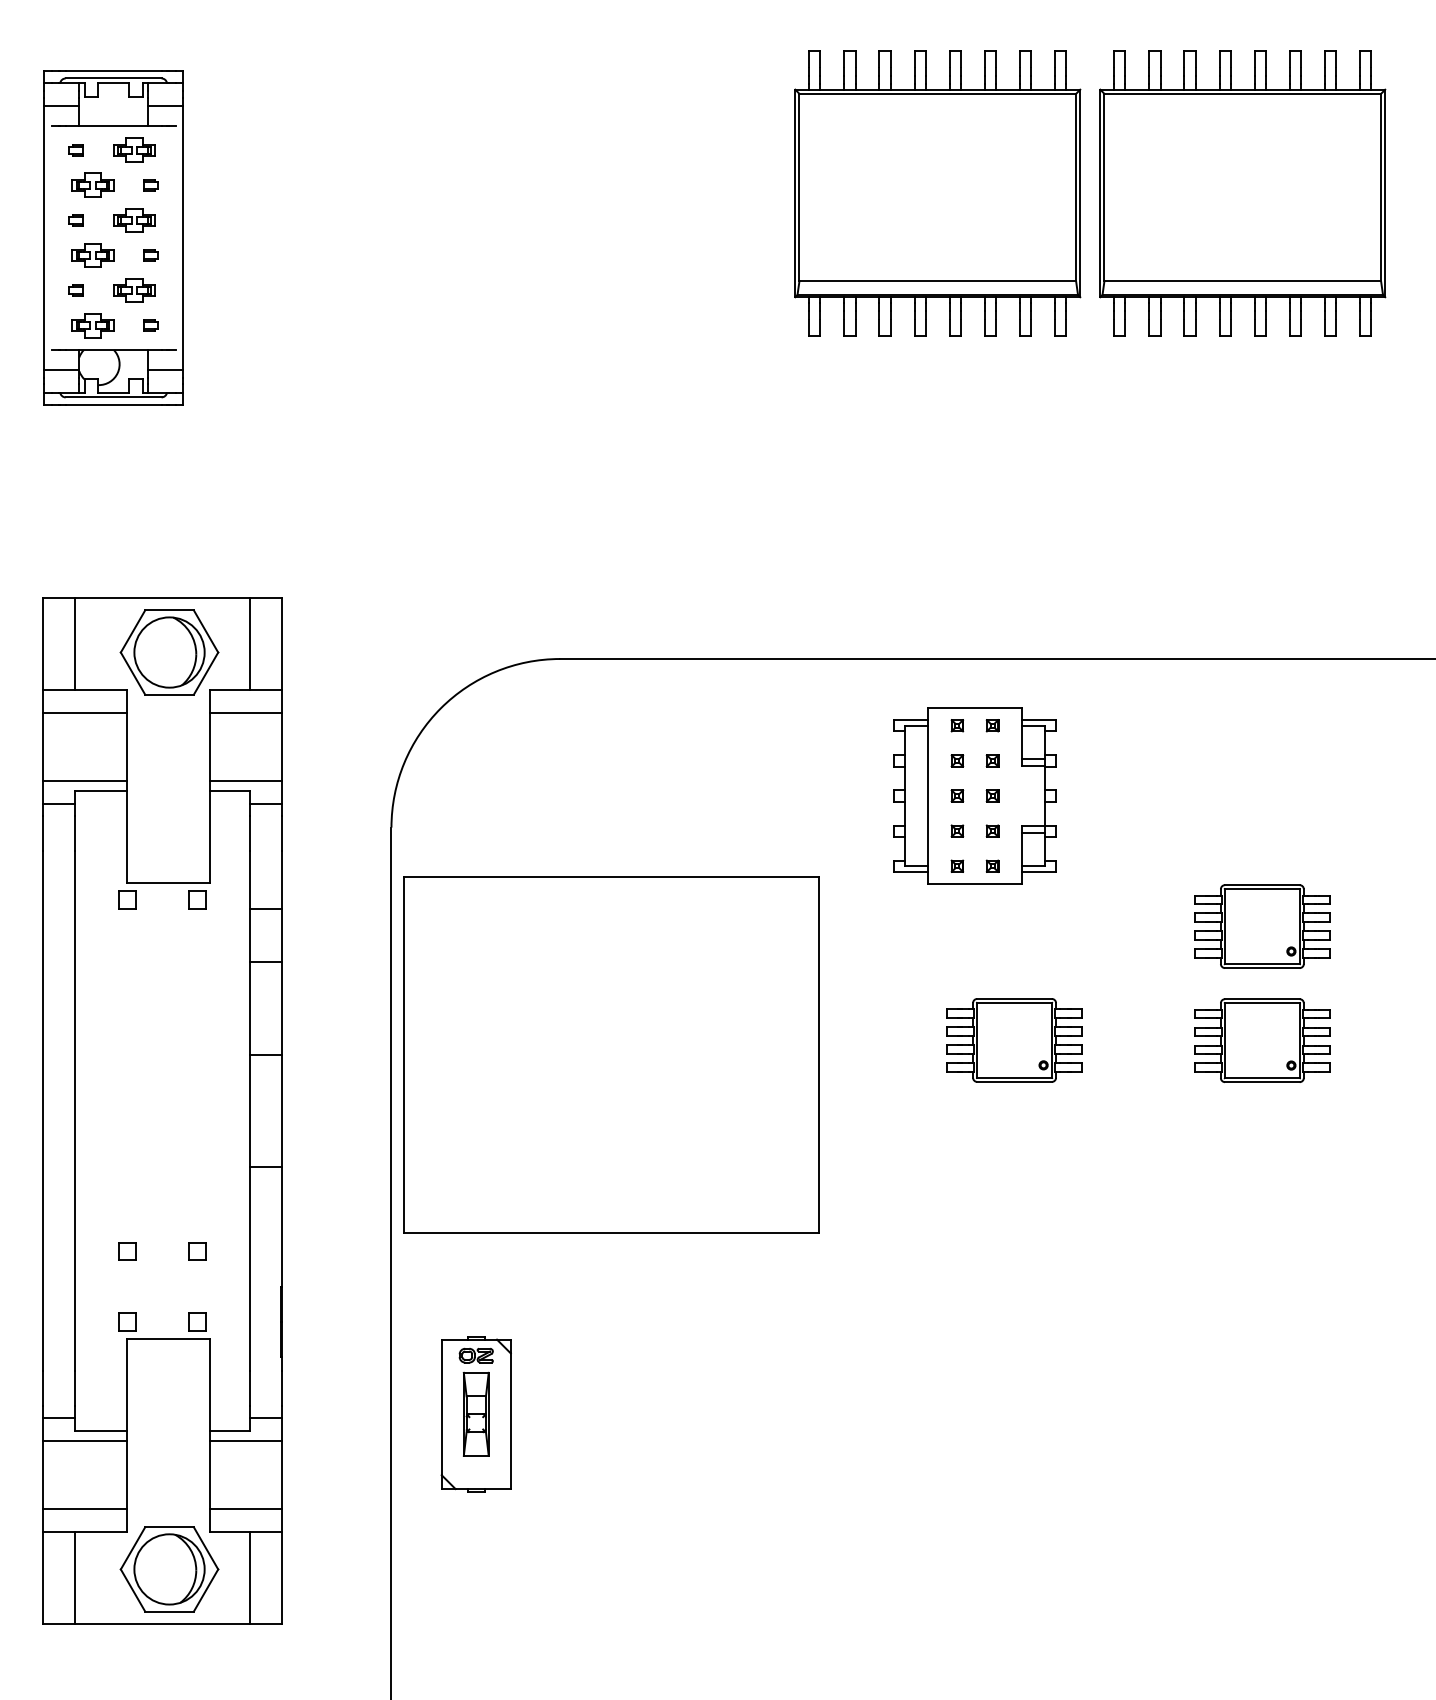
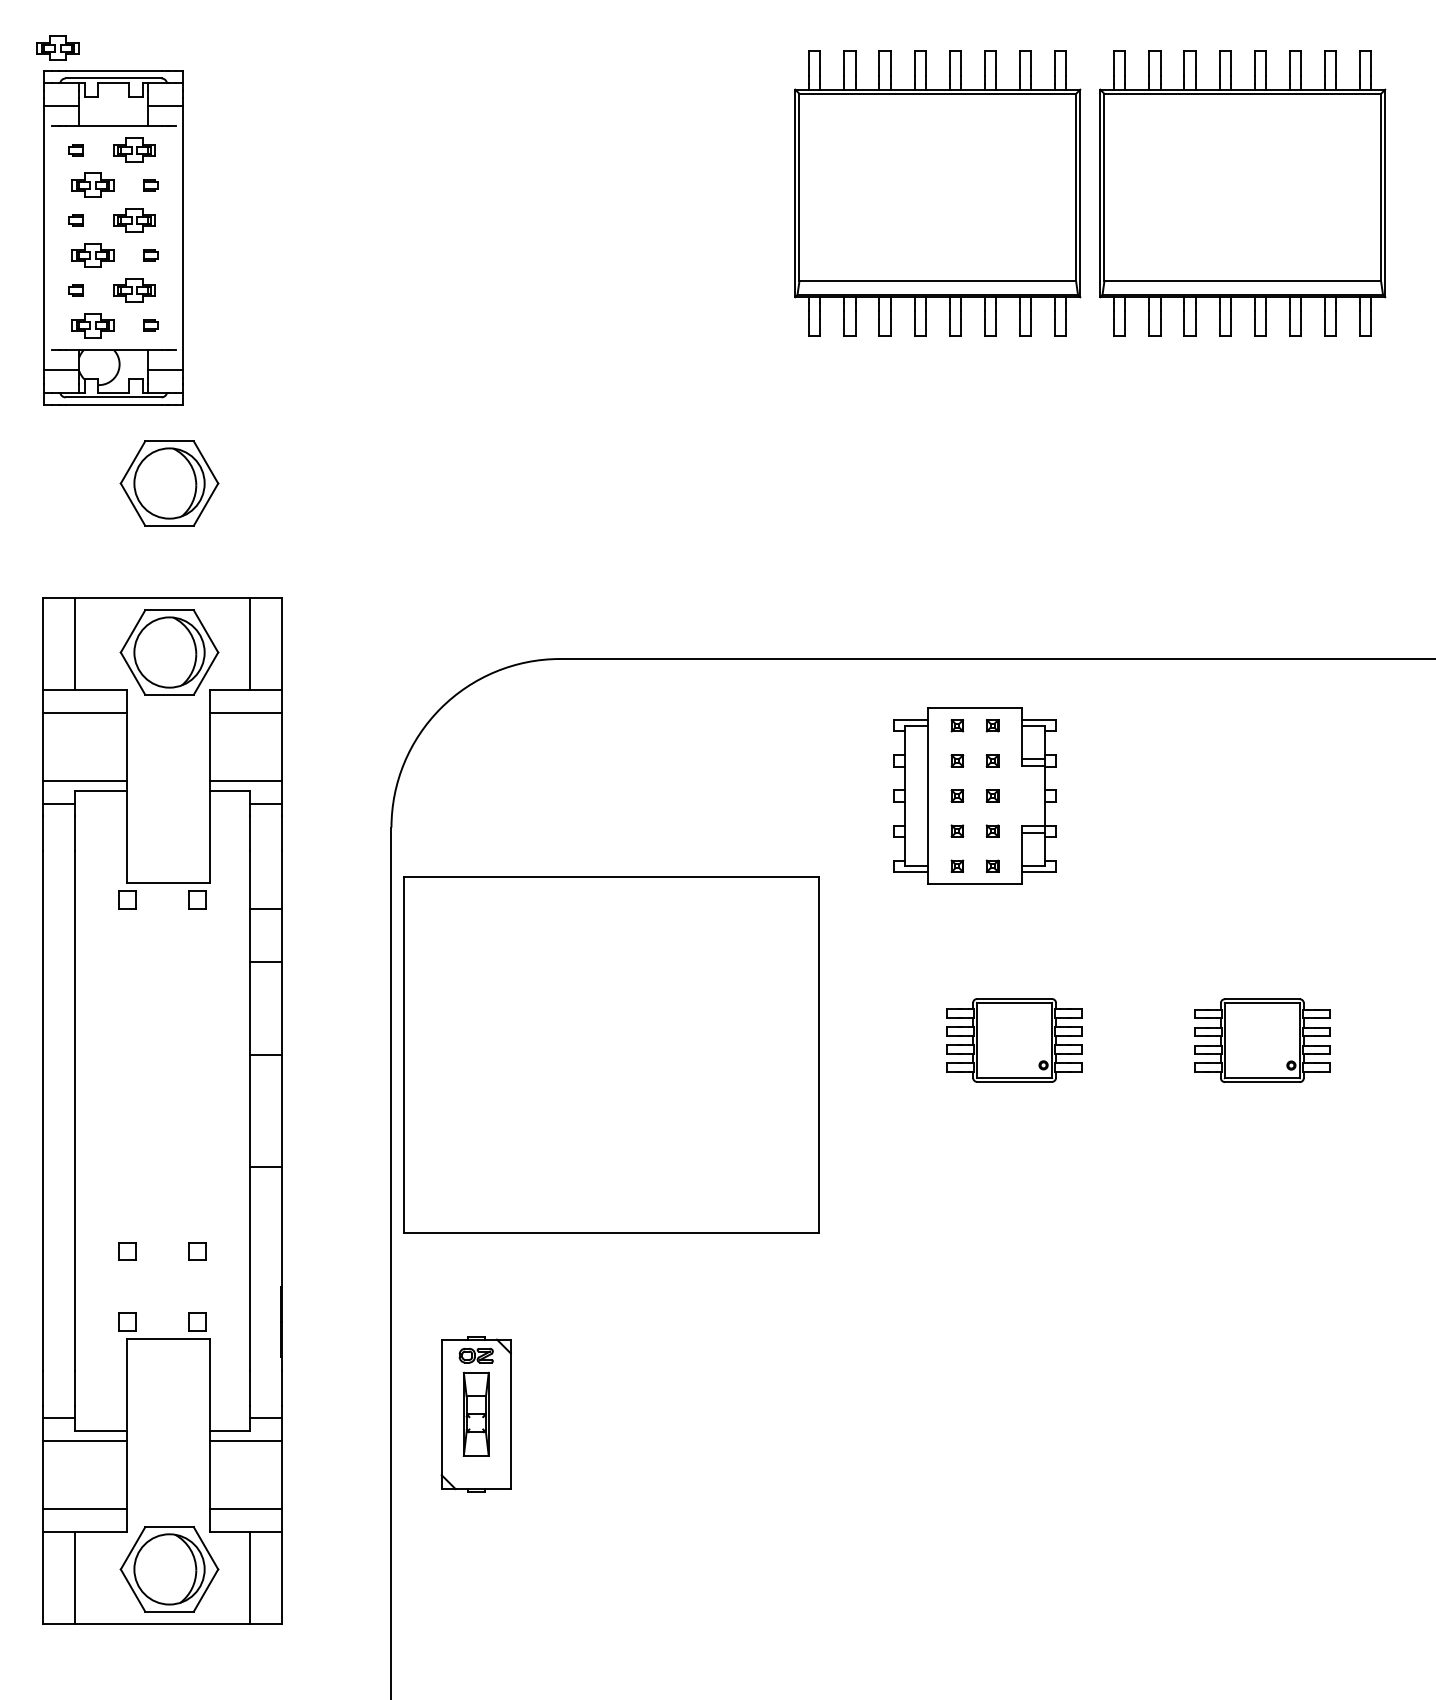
part: none -> present (57, 47)
part: none -> present (169, 483)
part: present -> none (1262, 926)
